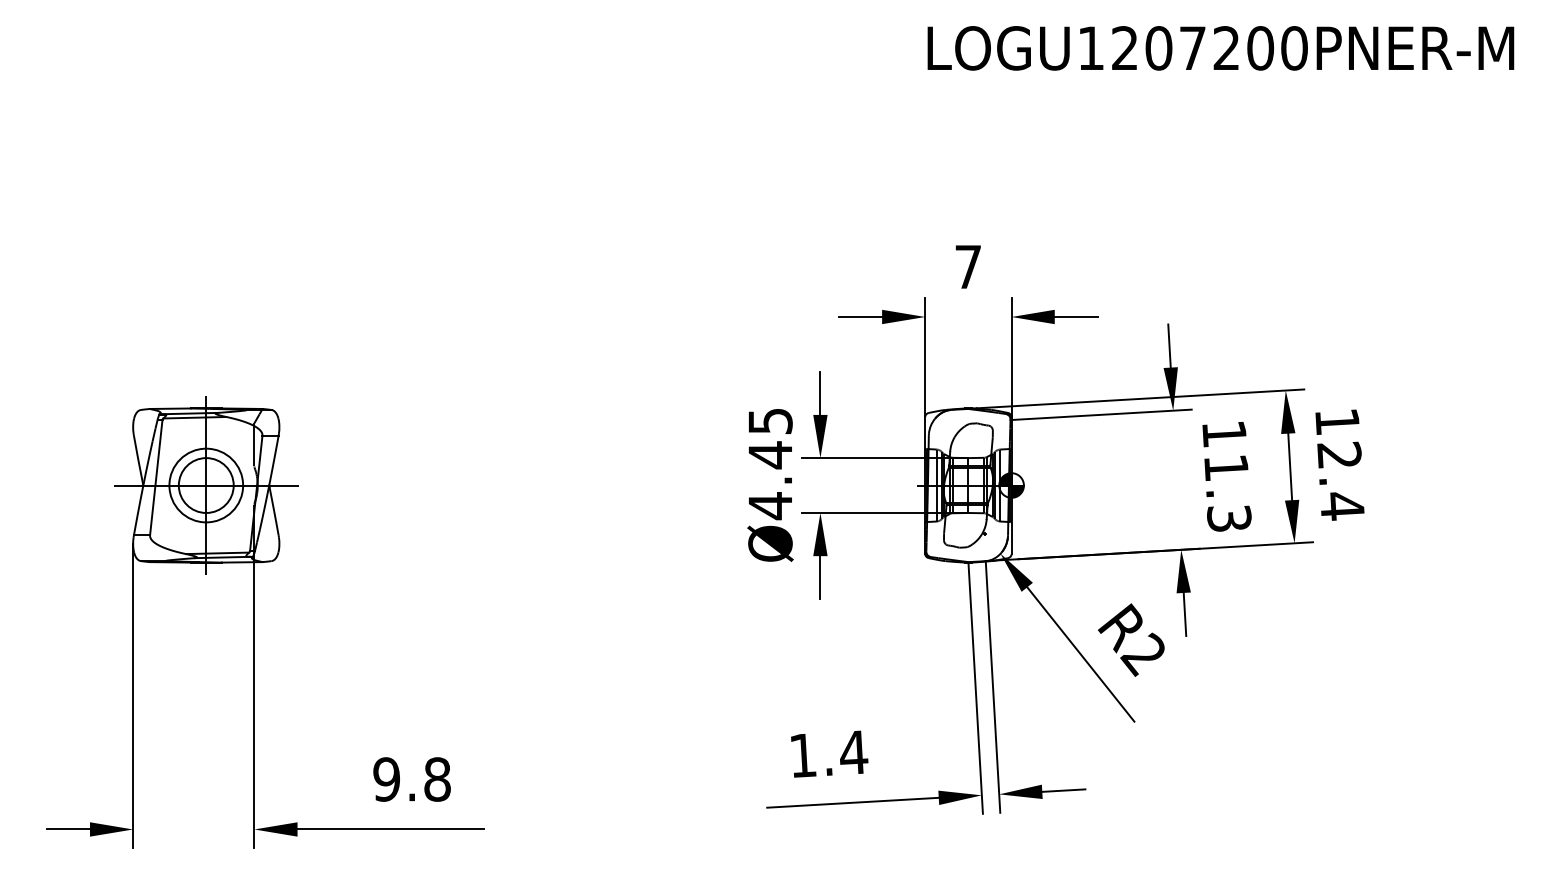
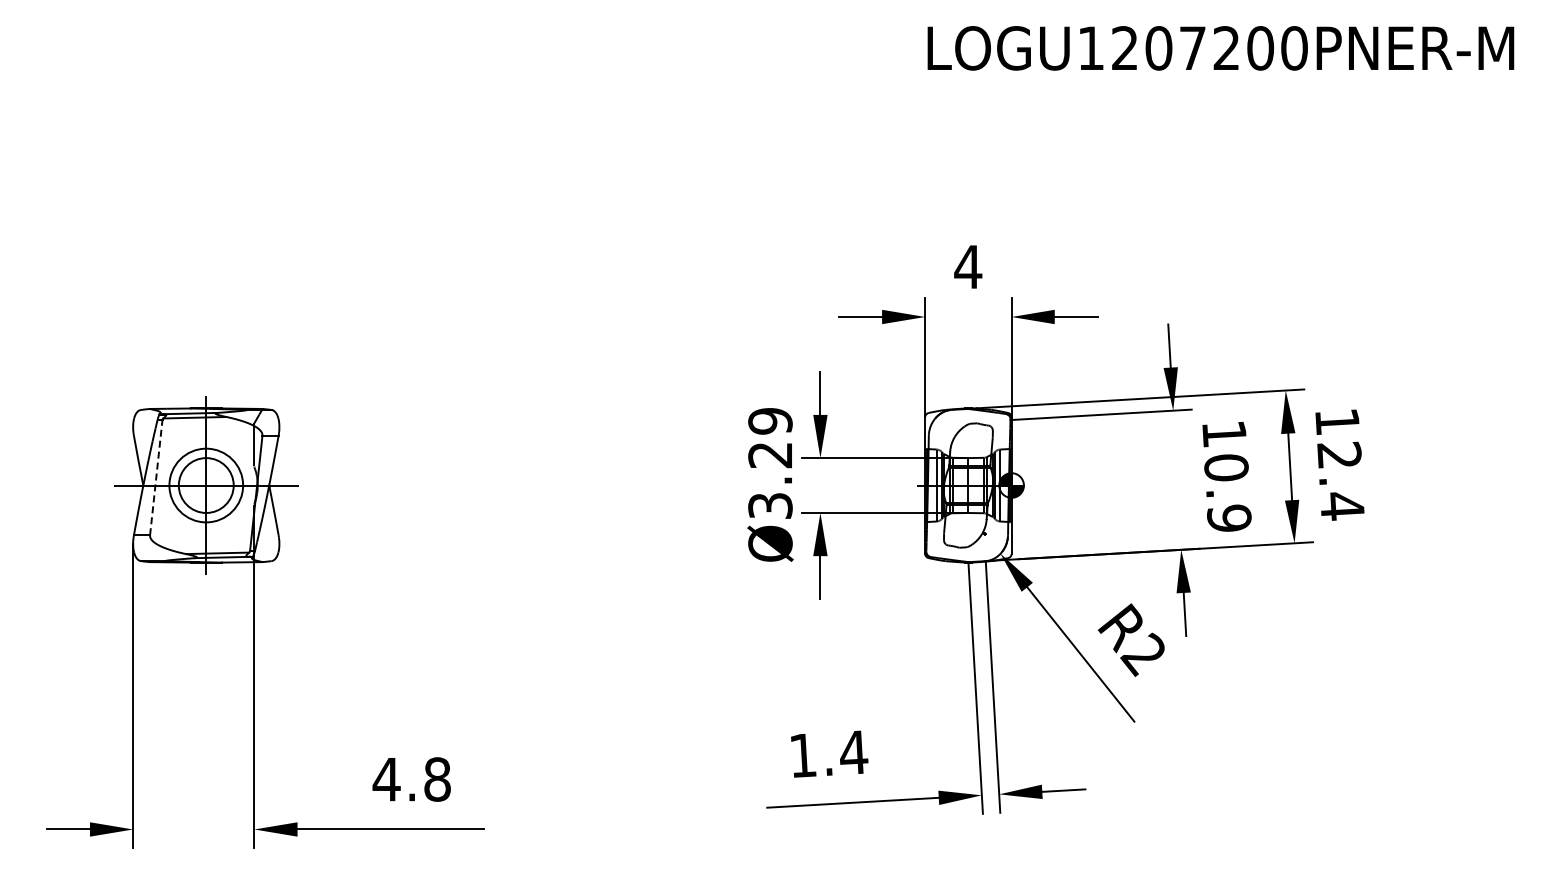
text: 7 -> 4 (968, 266)
text: Ø4.45 -> Ø3.29 (770, 464)
line: solid -> dashed (156, 477)
text: 11.3 -> 10.9 (1227, 492)
text: 9.8 -> 4.8 (386, 779)
